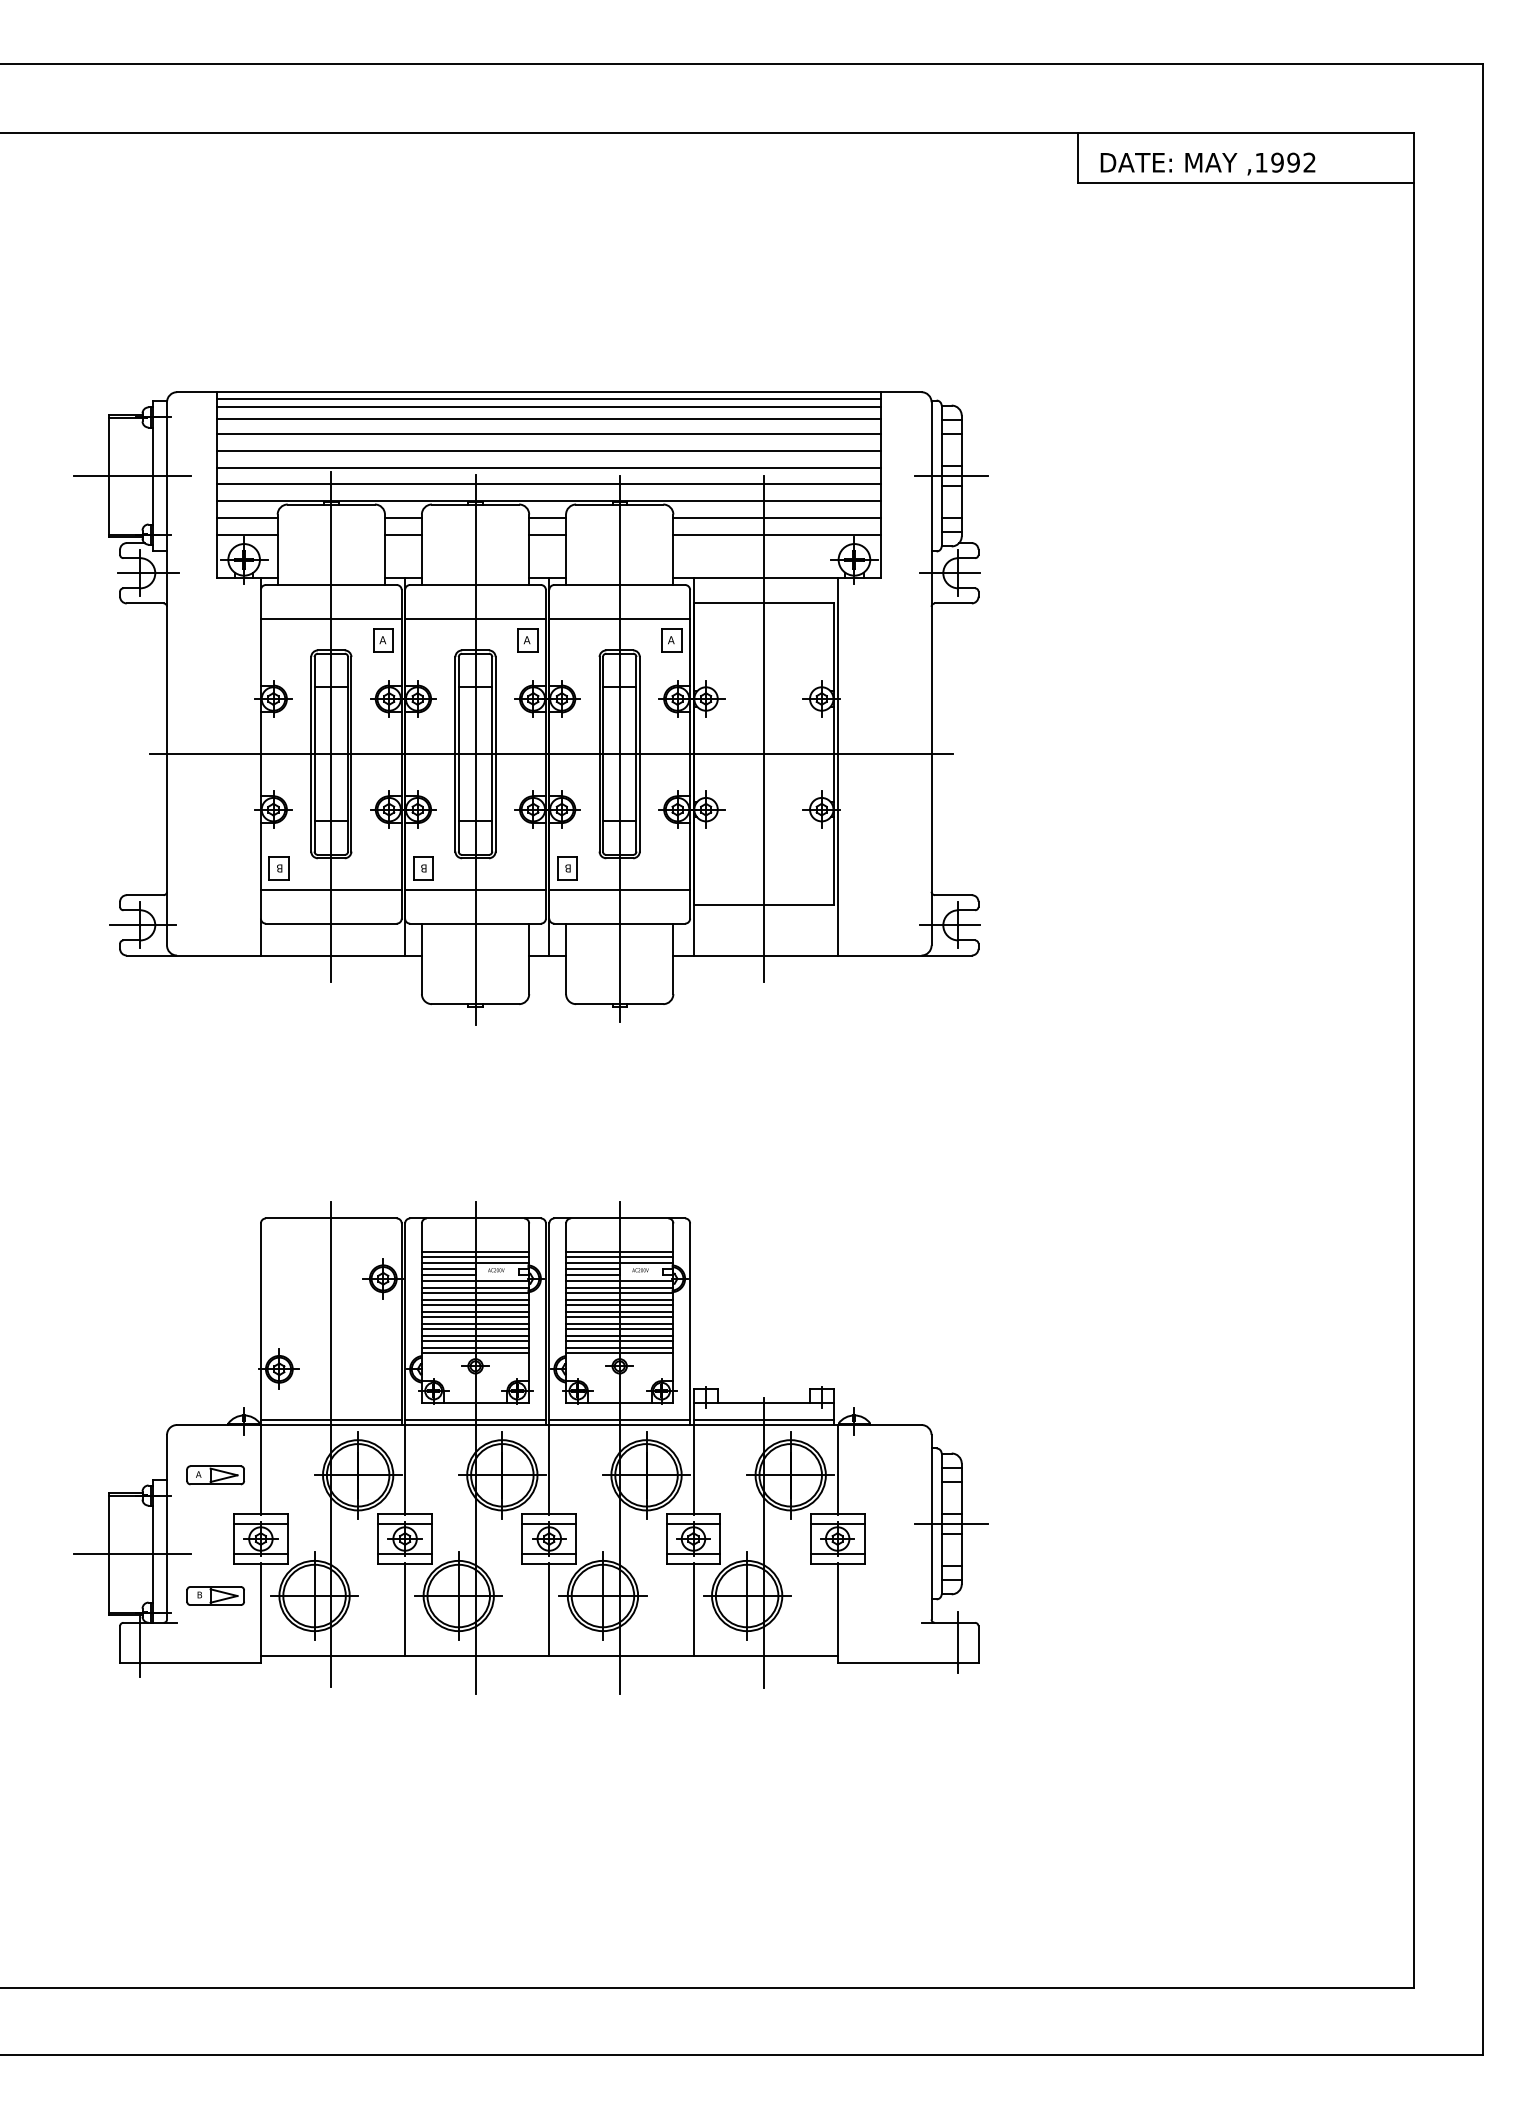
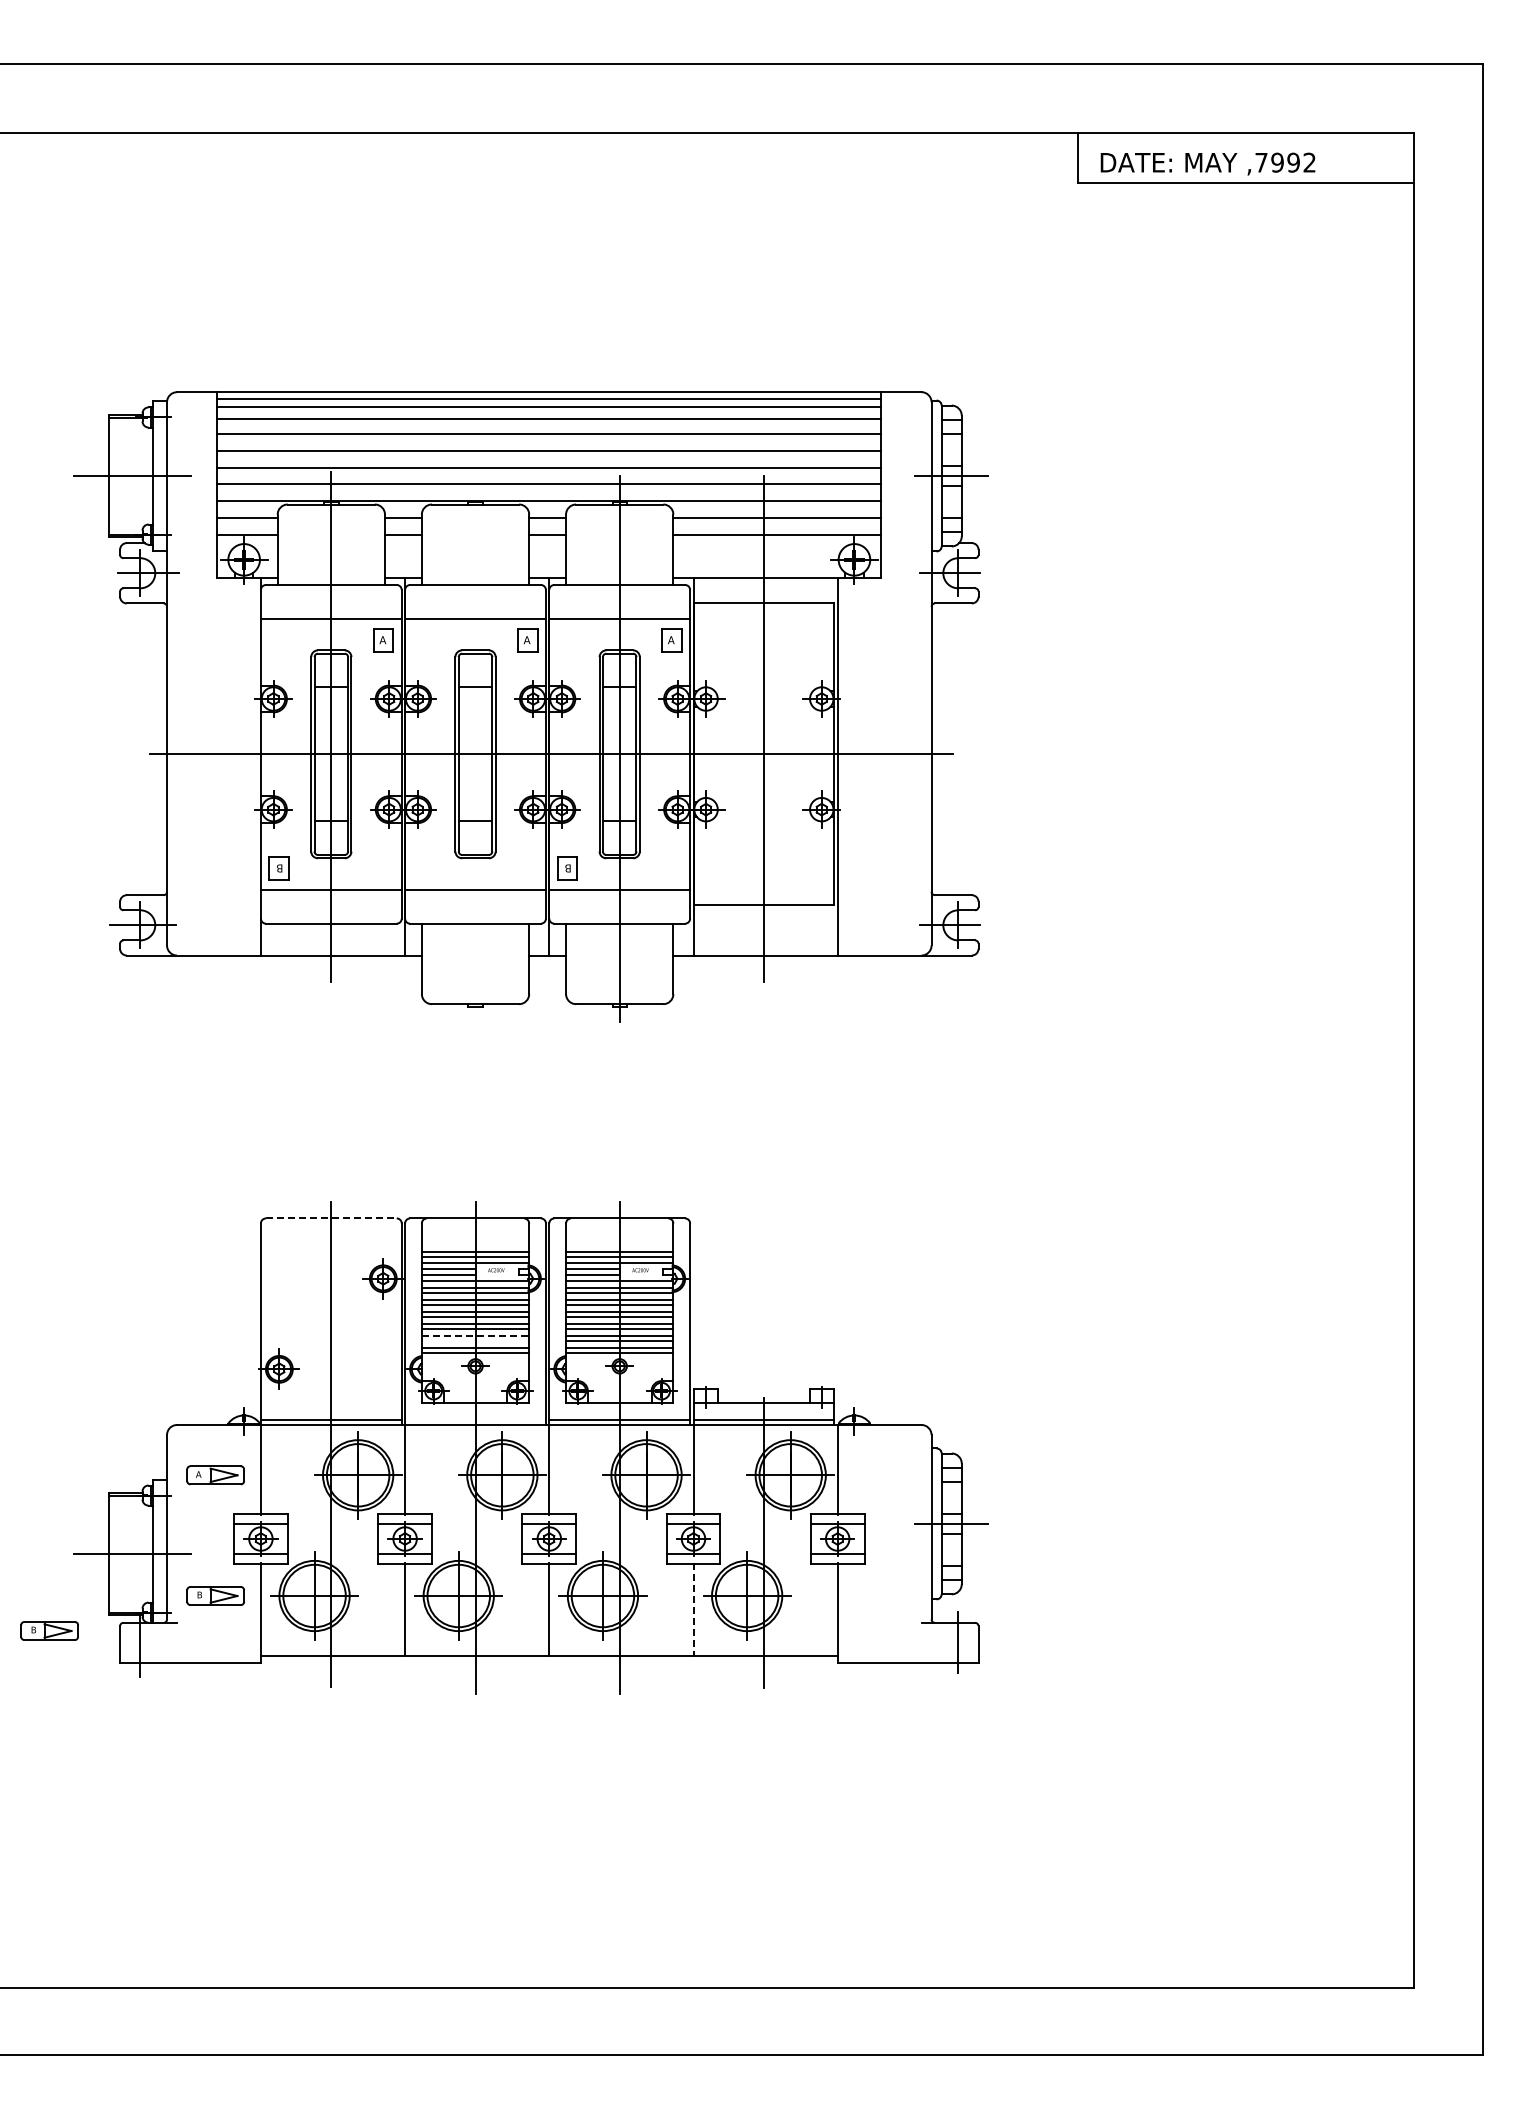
text: ,1992 -> ,7992 (1261, 162)
line: present -> none (475, 749)
part: present -> none (423, 868)
line: solid -> dashed (331, 1218)
line: solid -> dashed (475, 1335)
line: present -> none (475, 1341)
line: present -> none (475, 1419)
line: solid -> dashed (693, 1609)
part: none -> present (49, 1630)
